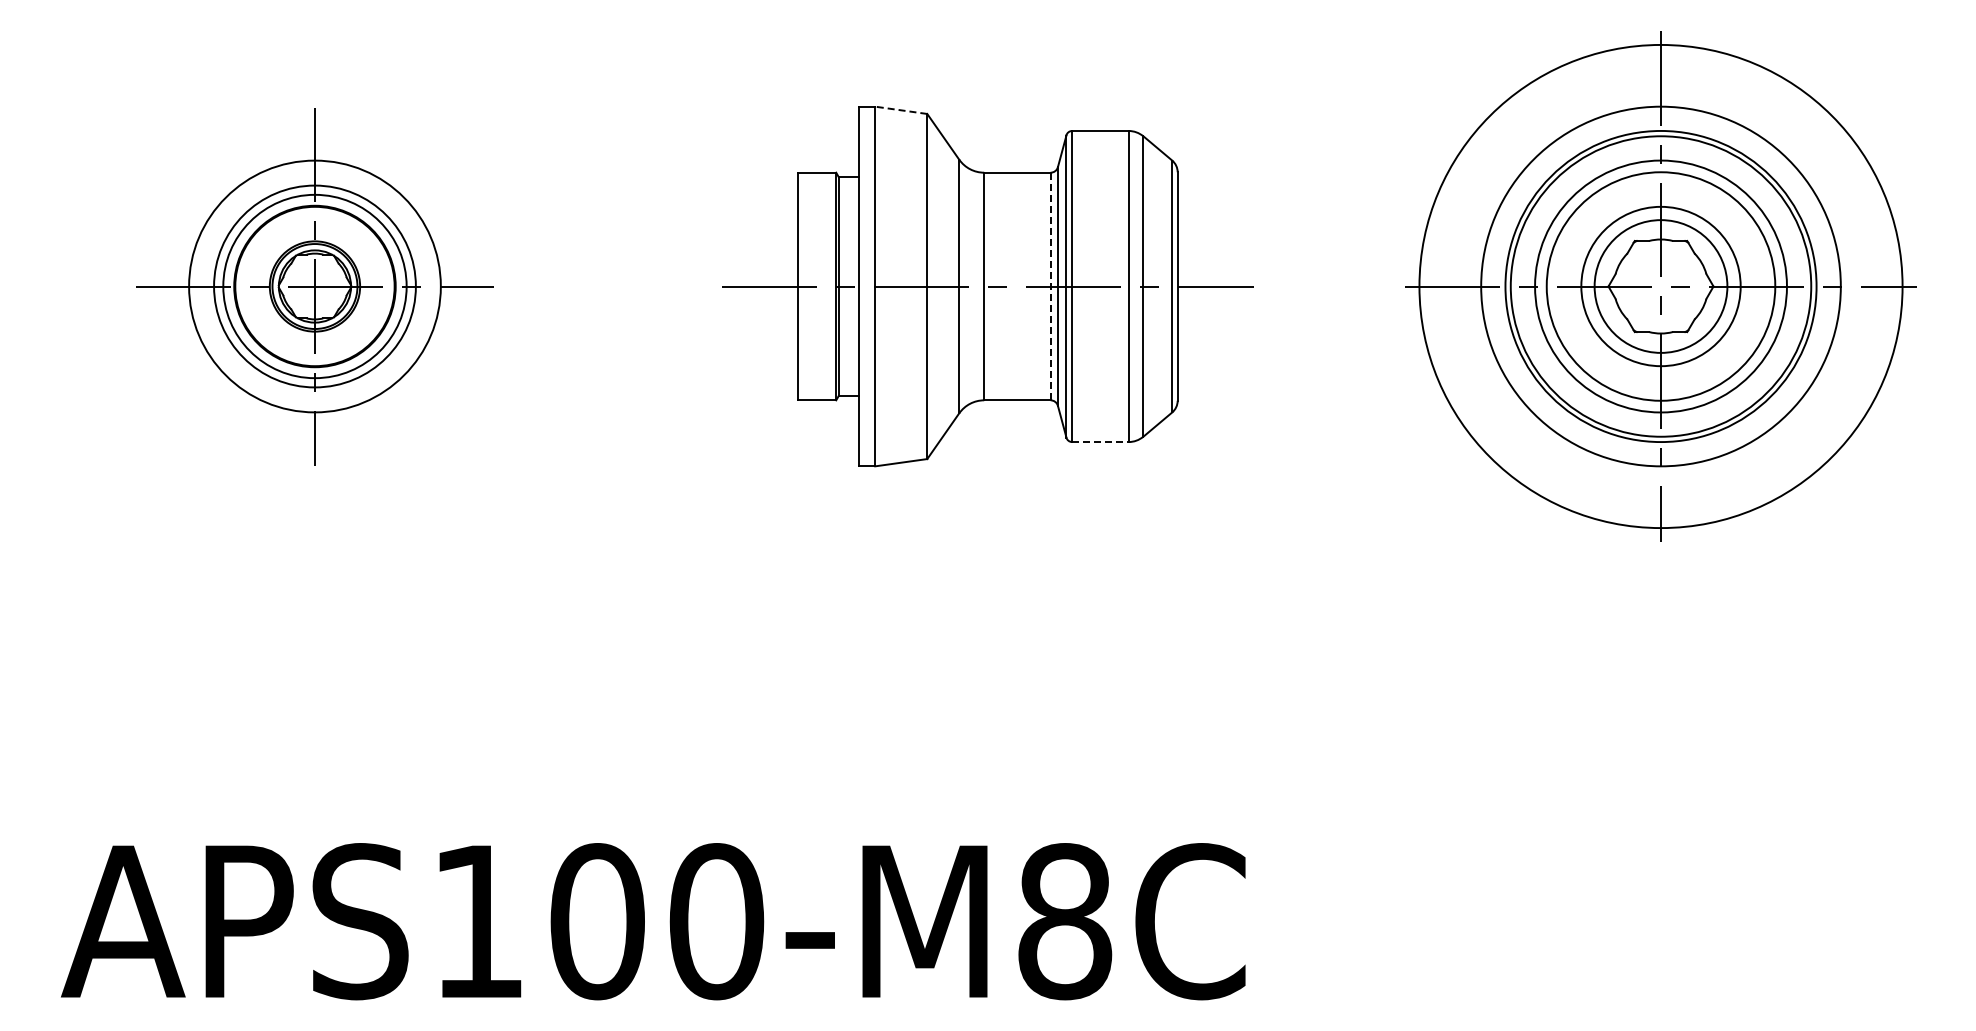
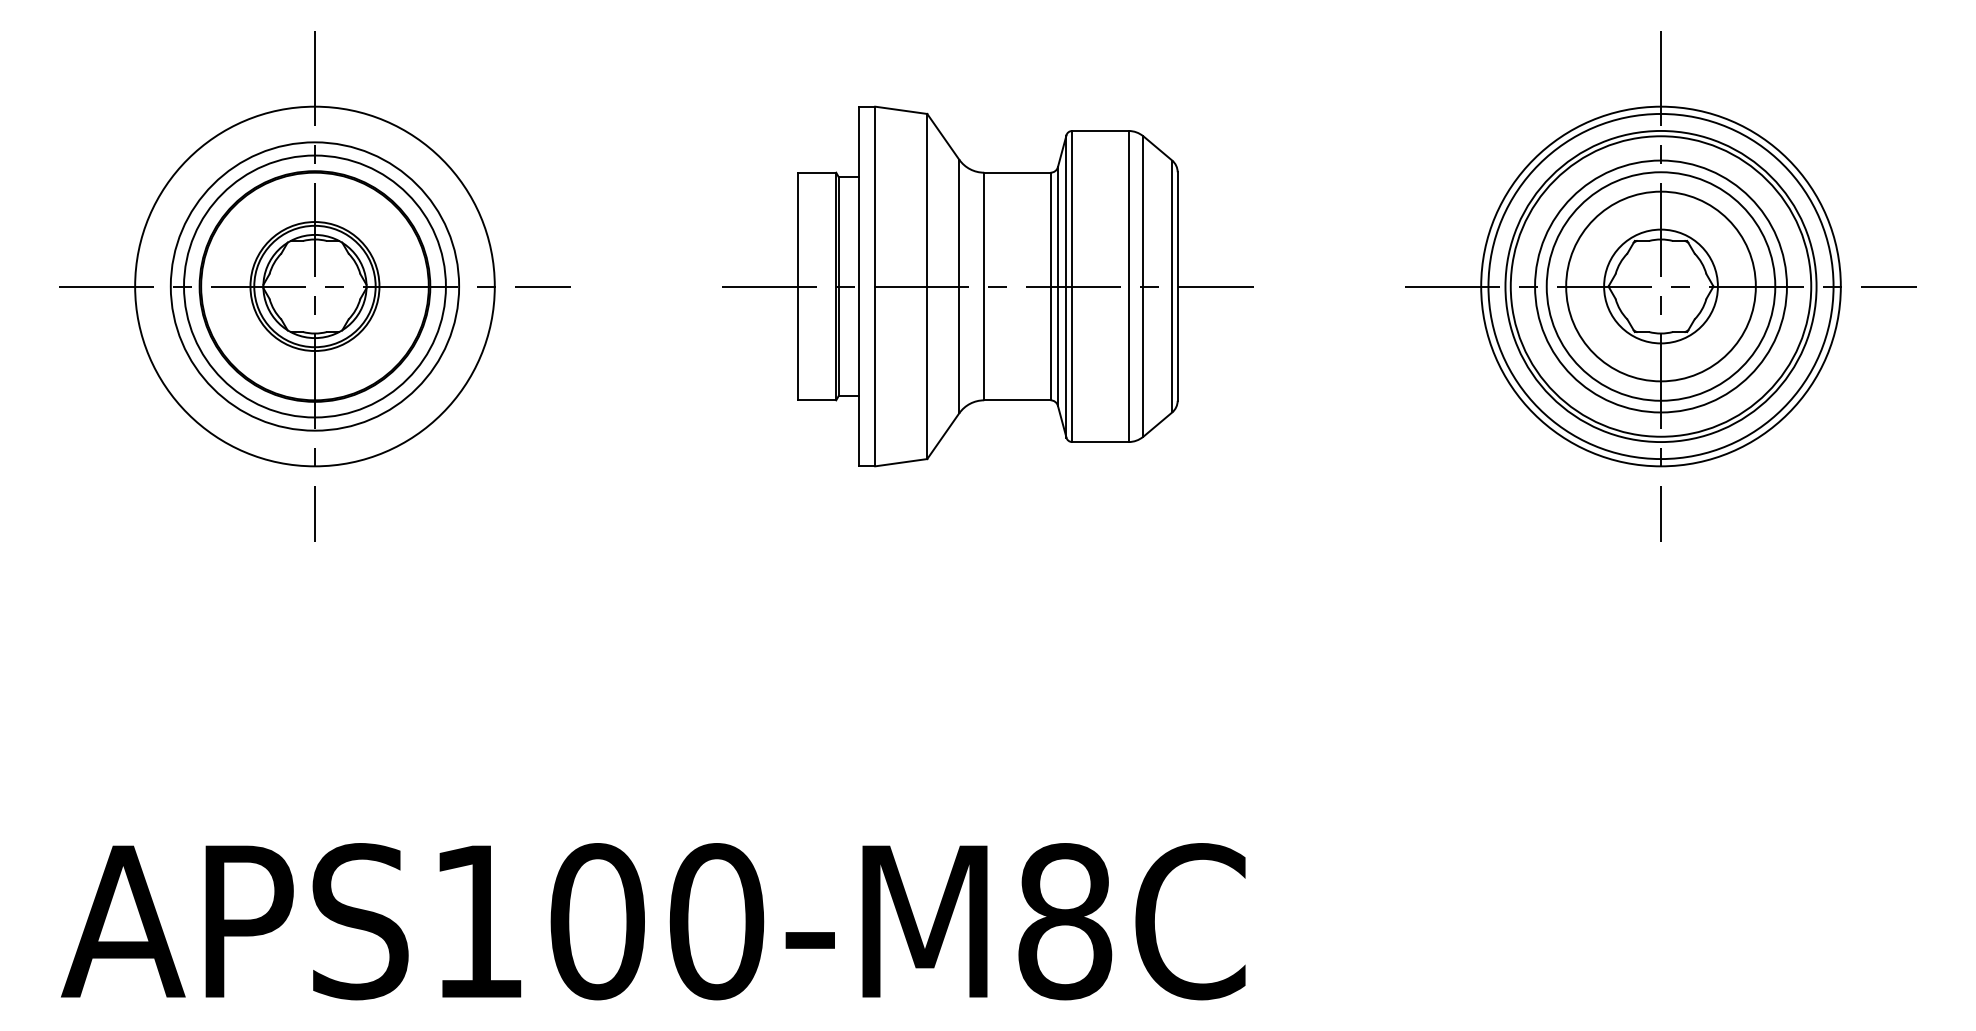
line: dashed -> solid (900, 110)
part size: 358x358 px -> 512x511 px (314, 286)
line: dashed -> solid (1050, 286)
circle diameter: 133 px -> 190 px (1660, 286)
circle diameter: 159 px -> 114 px (1660, 286)
circle diameter: 483 px -> 345 px (1660, 286)
line: dashed -> solid (1100, 442)
